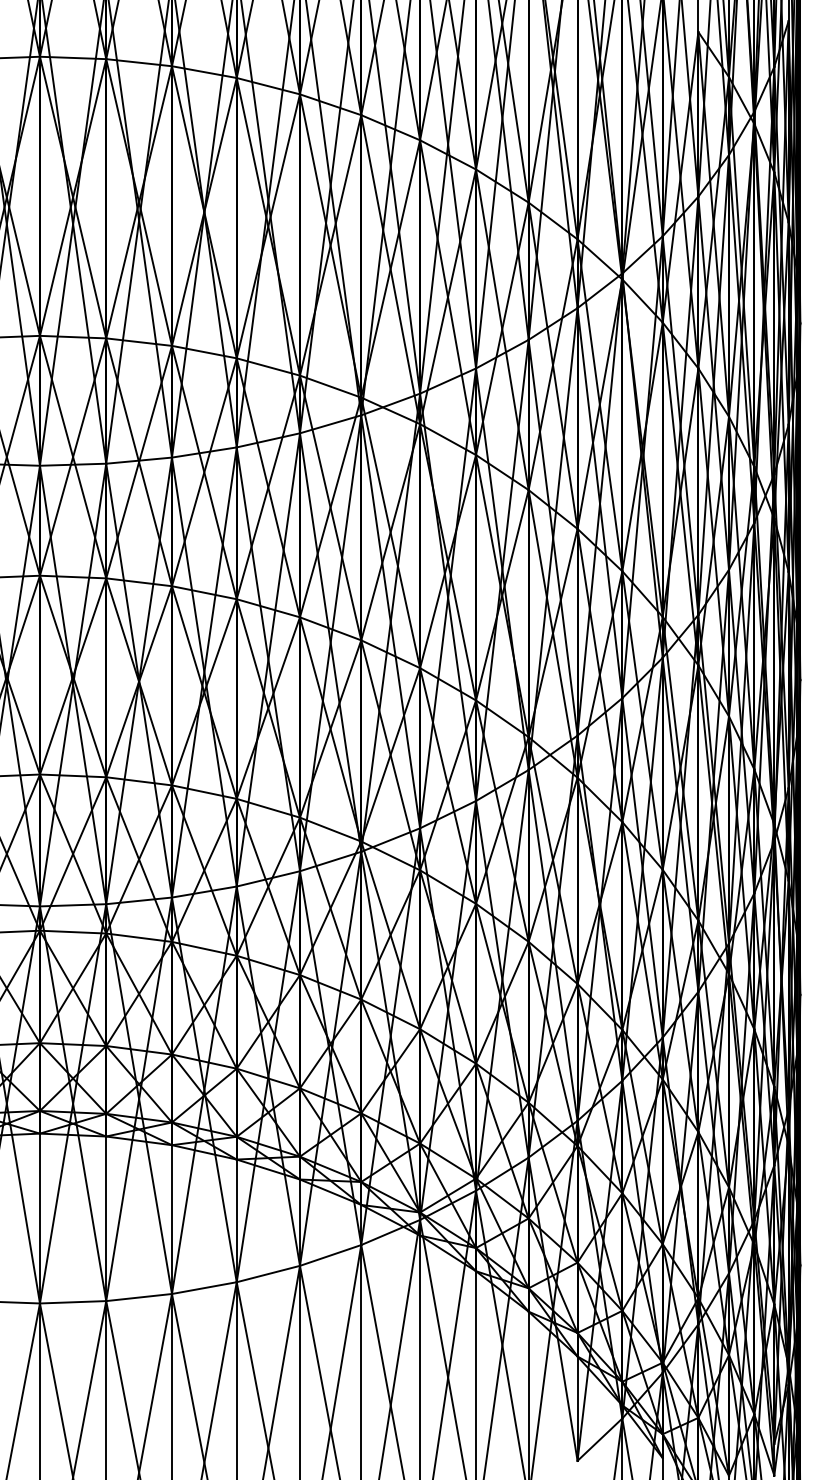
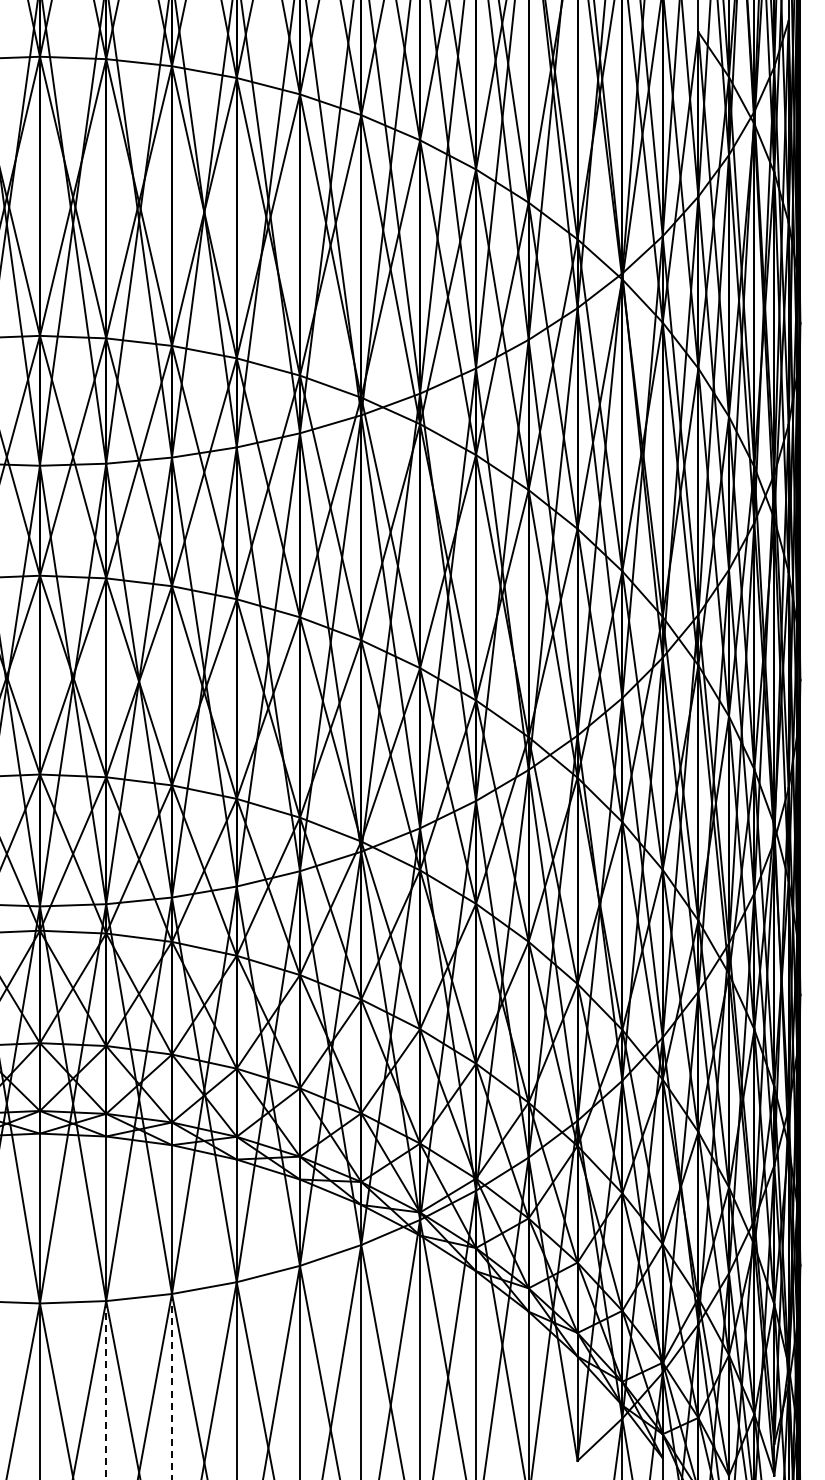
line: solid -> dashed (171, 1386)
line: solid -> dashed (106, 1390)
